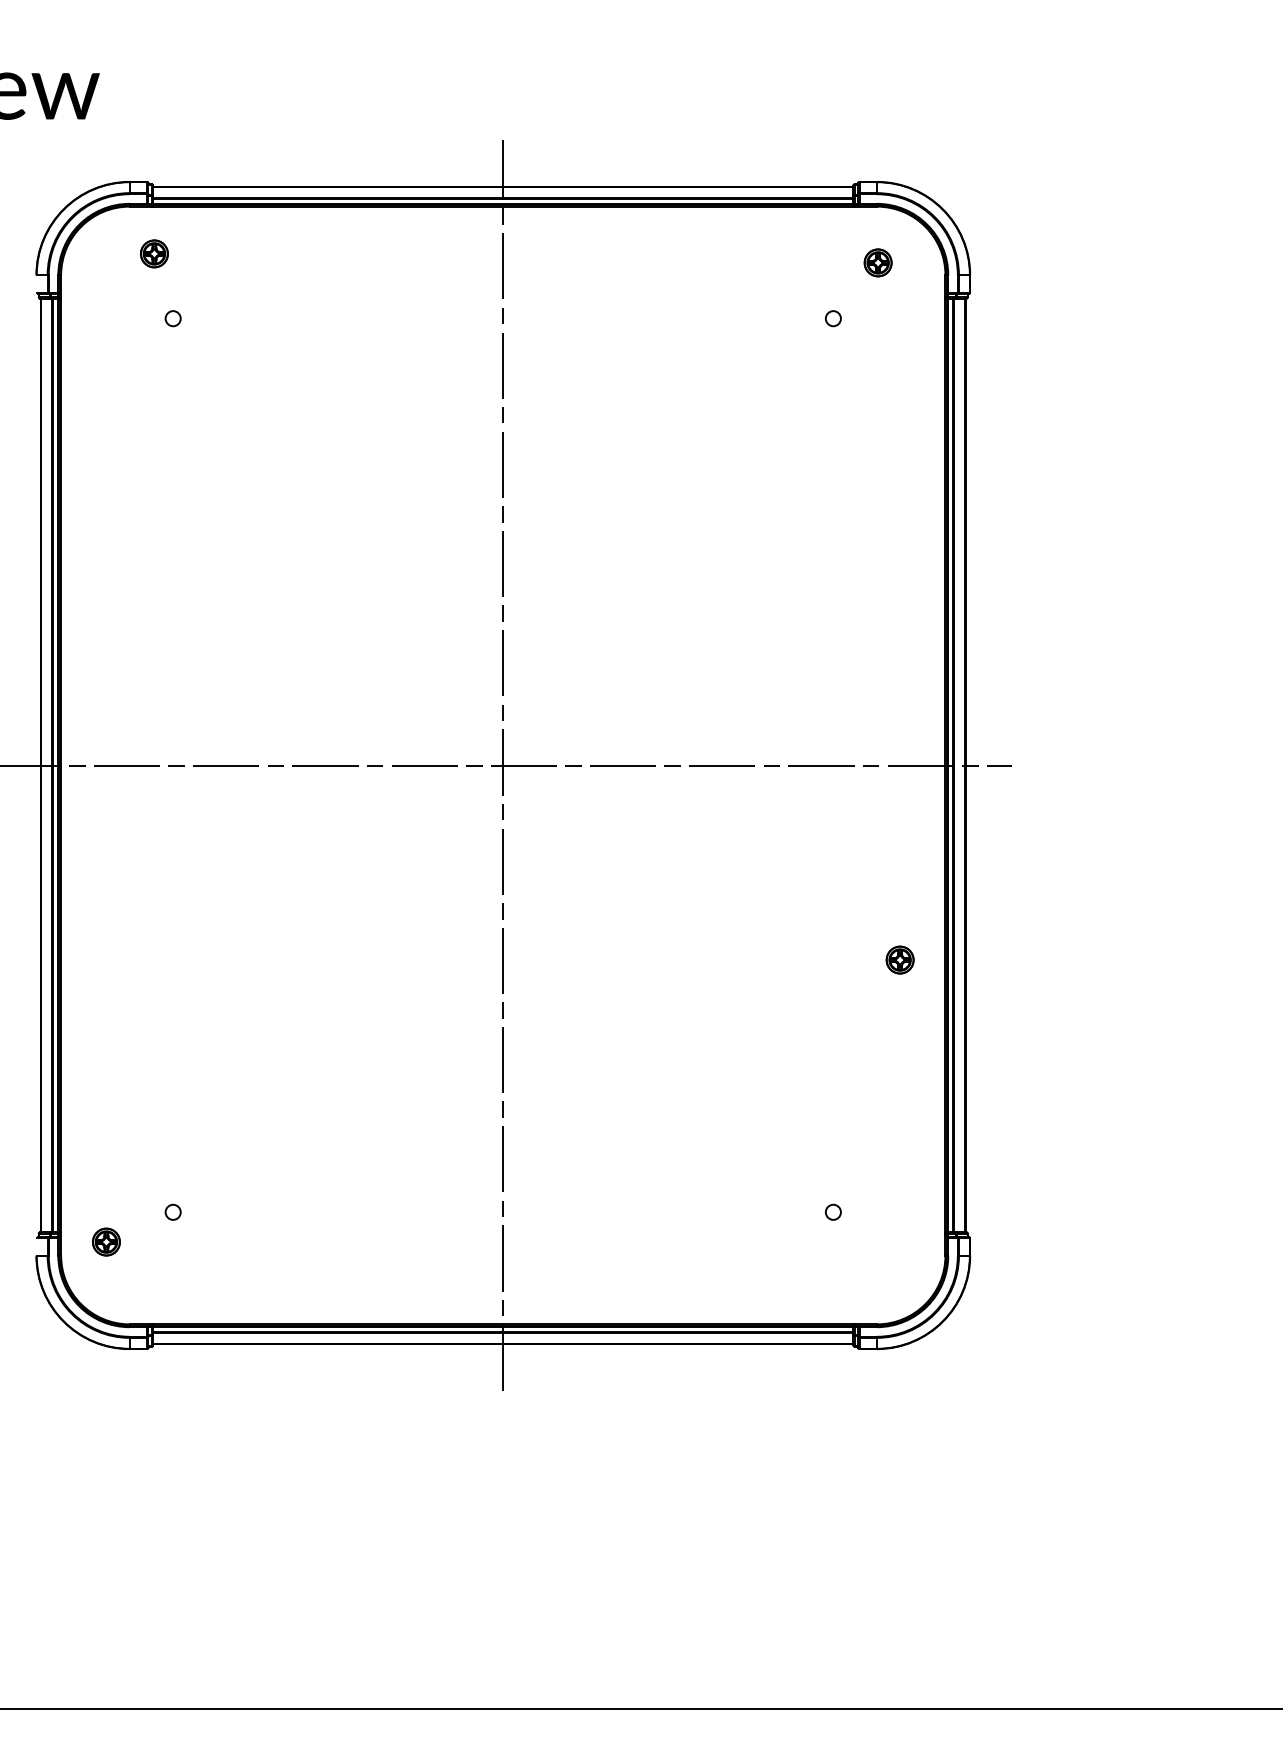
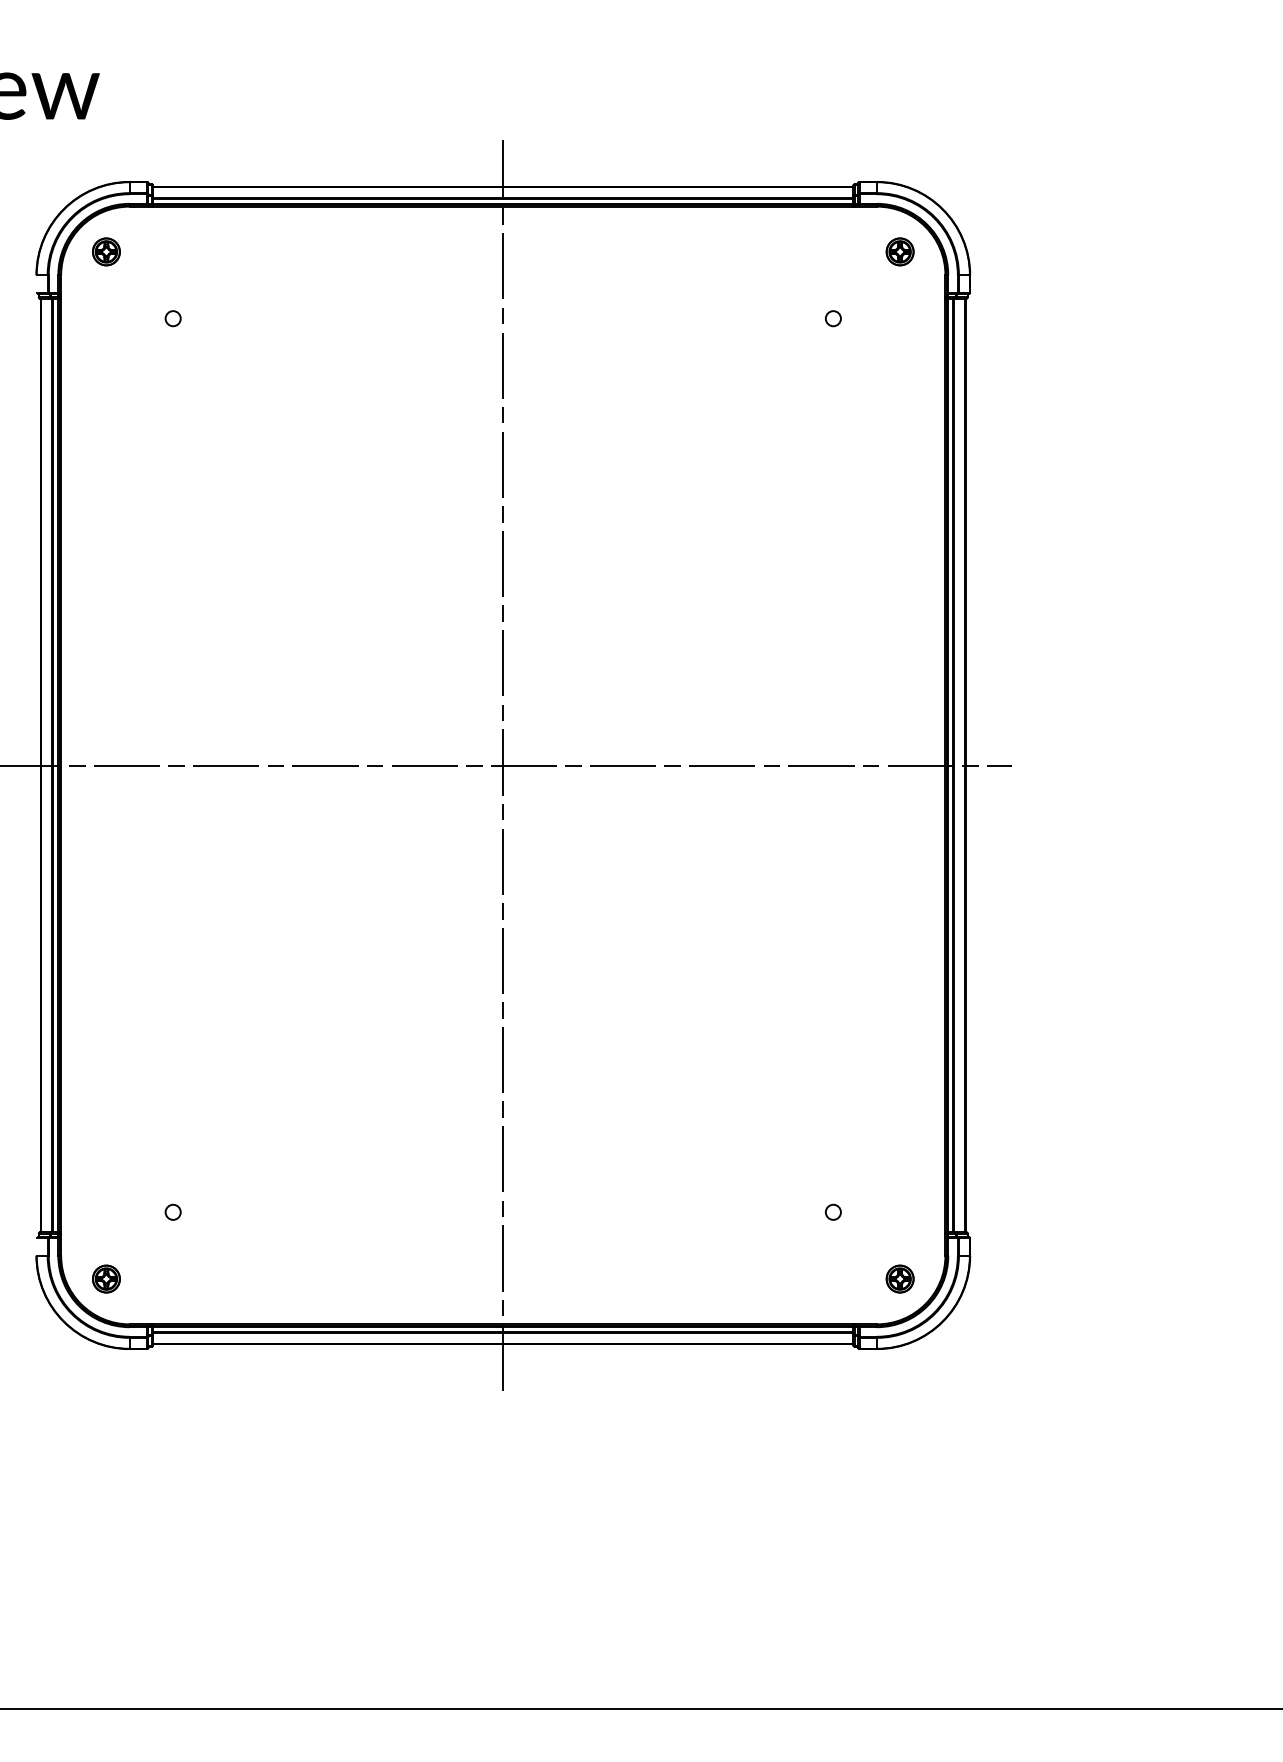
part position: (154, 253) -> (106, 251) (106, 251)
part position: (877, 262) -> (899, 251) (899, 251)
part position: (899, 959) -> (899, 1278) (899, 1278)
part position: (106, 1241) -> (106, 1278) (106, 1278)
